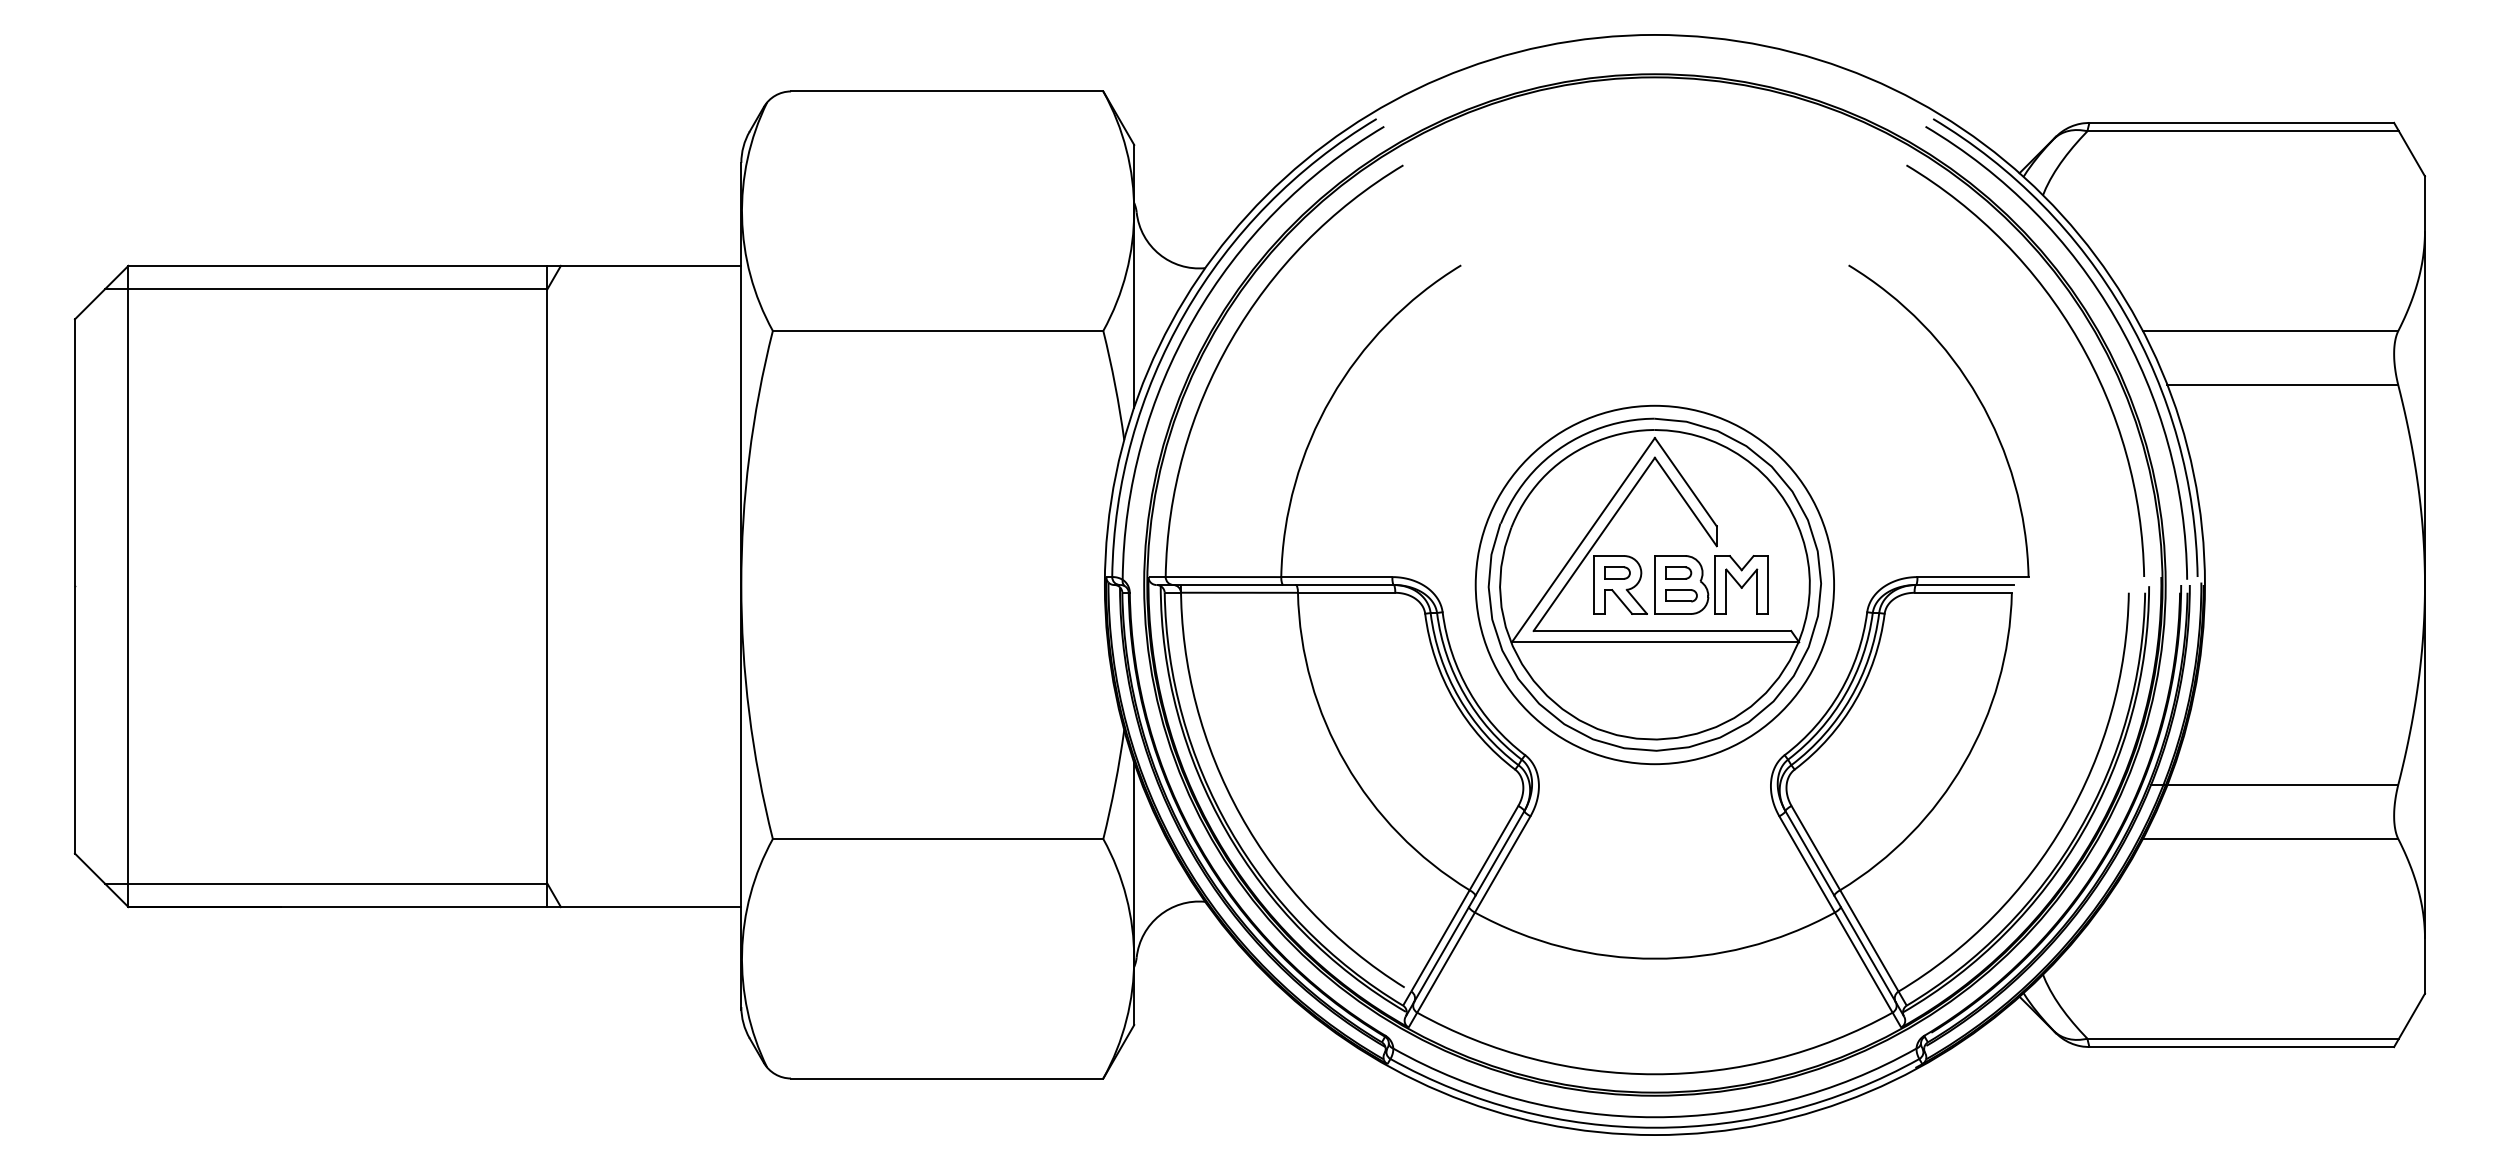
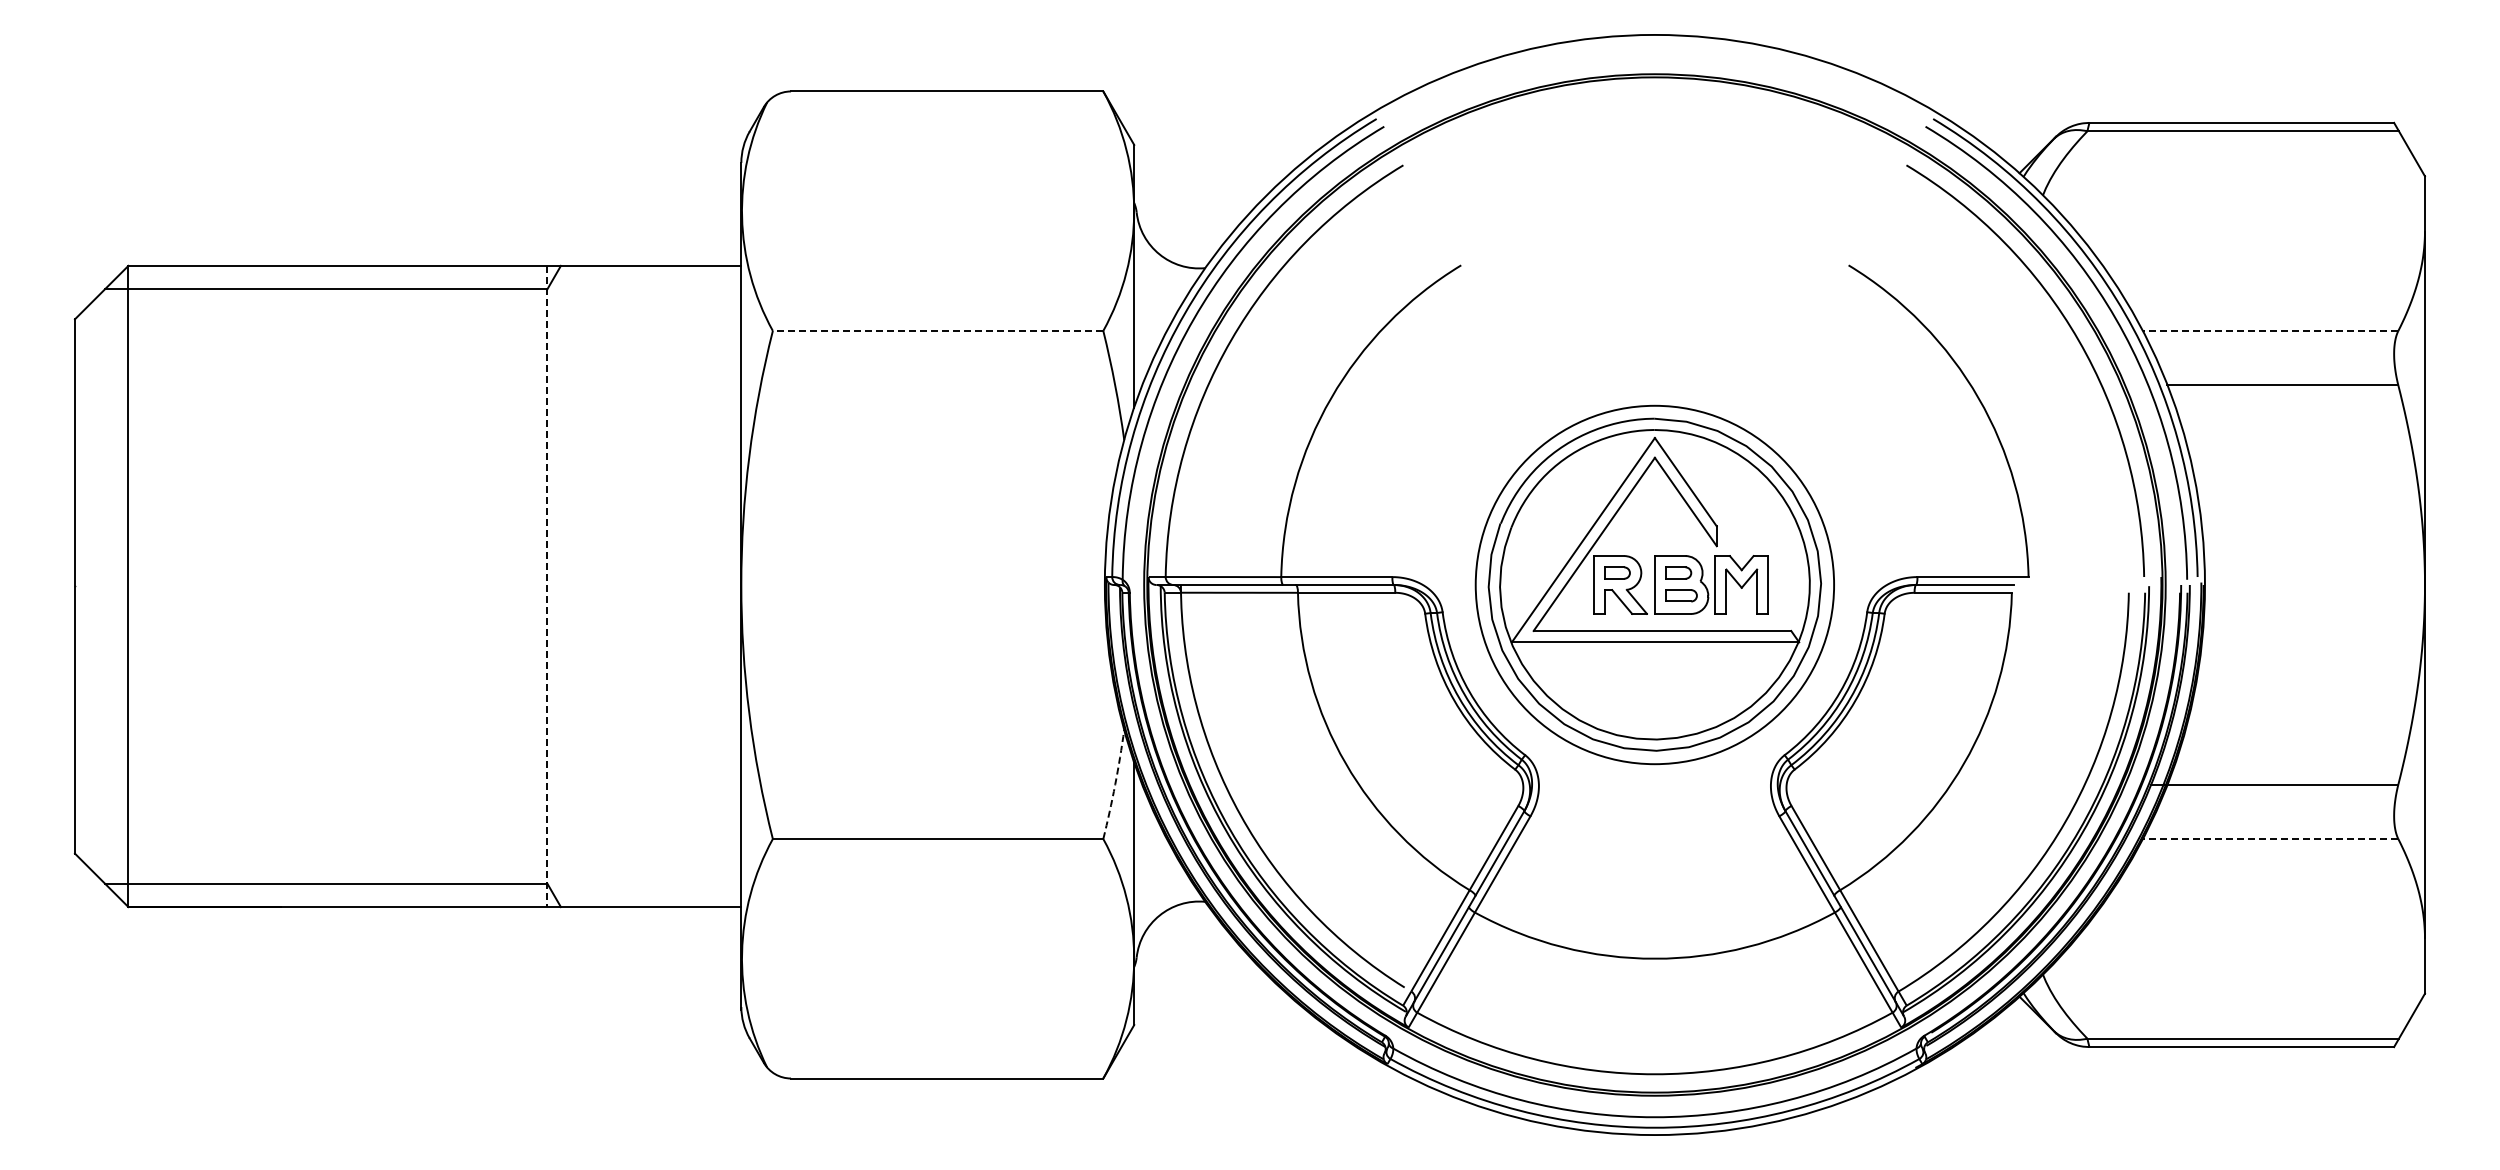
line: solid -> dashed (937, 330)
line: solid -> dashed (2270, 330)
line: solid -> dashed (547, 586)
arc: solid -> dashed (1115, 784)
line: solid -> dashed (2270, 839)
